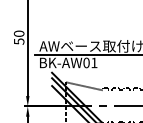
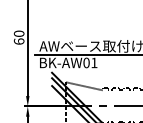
text: 50 -> 60 (18, 41)
